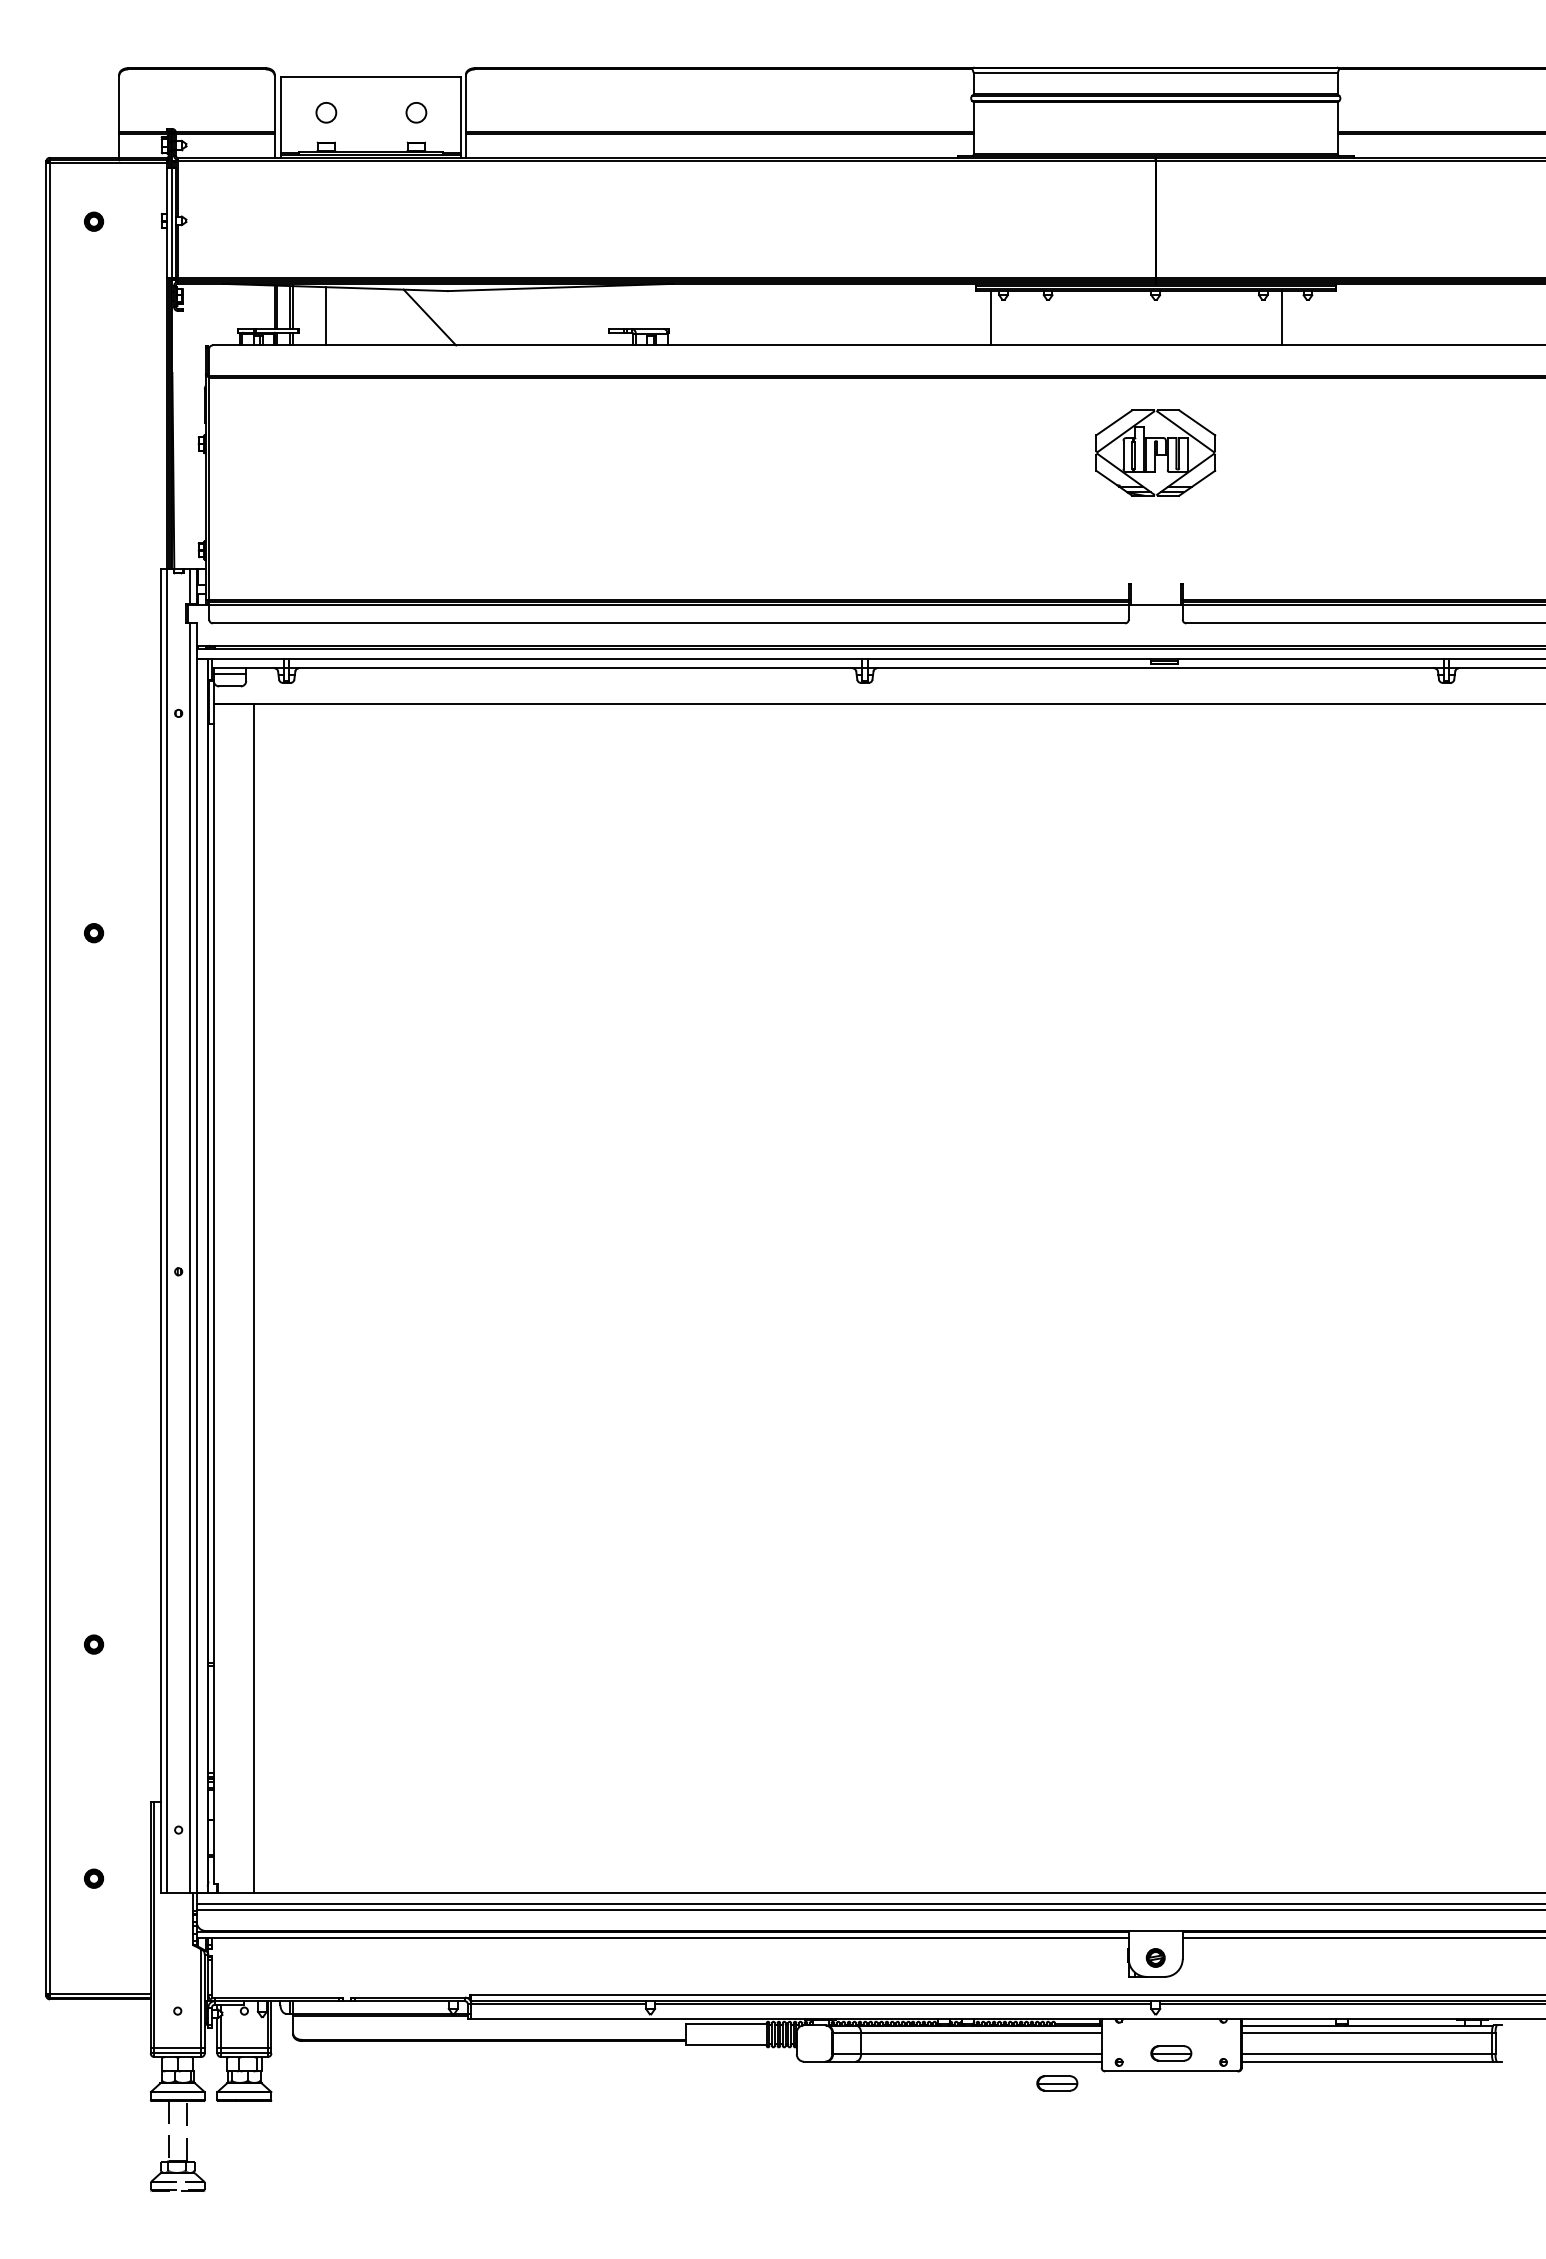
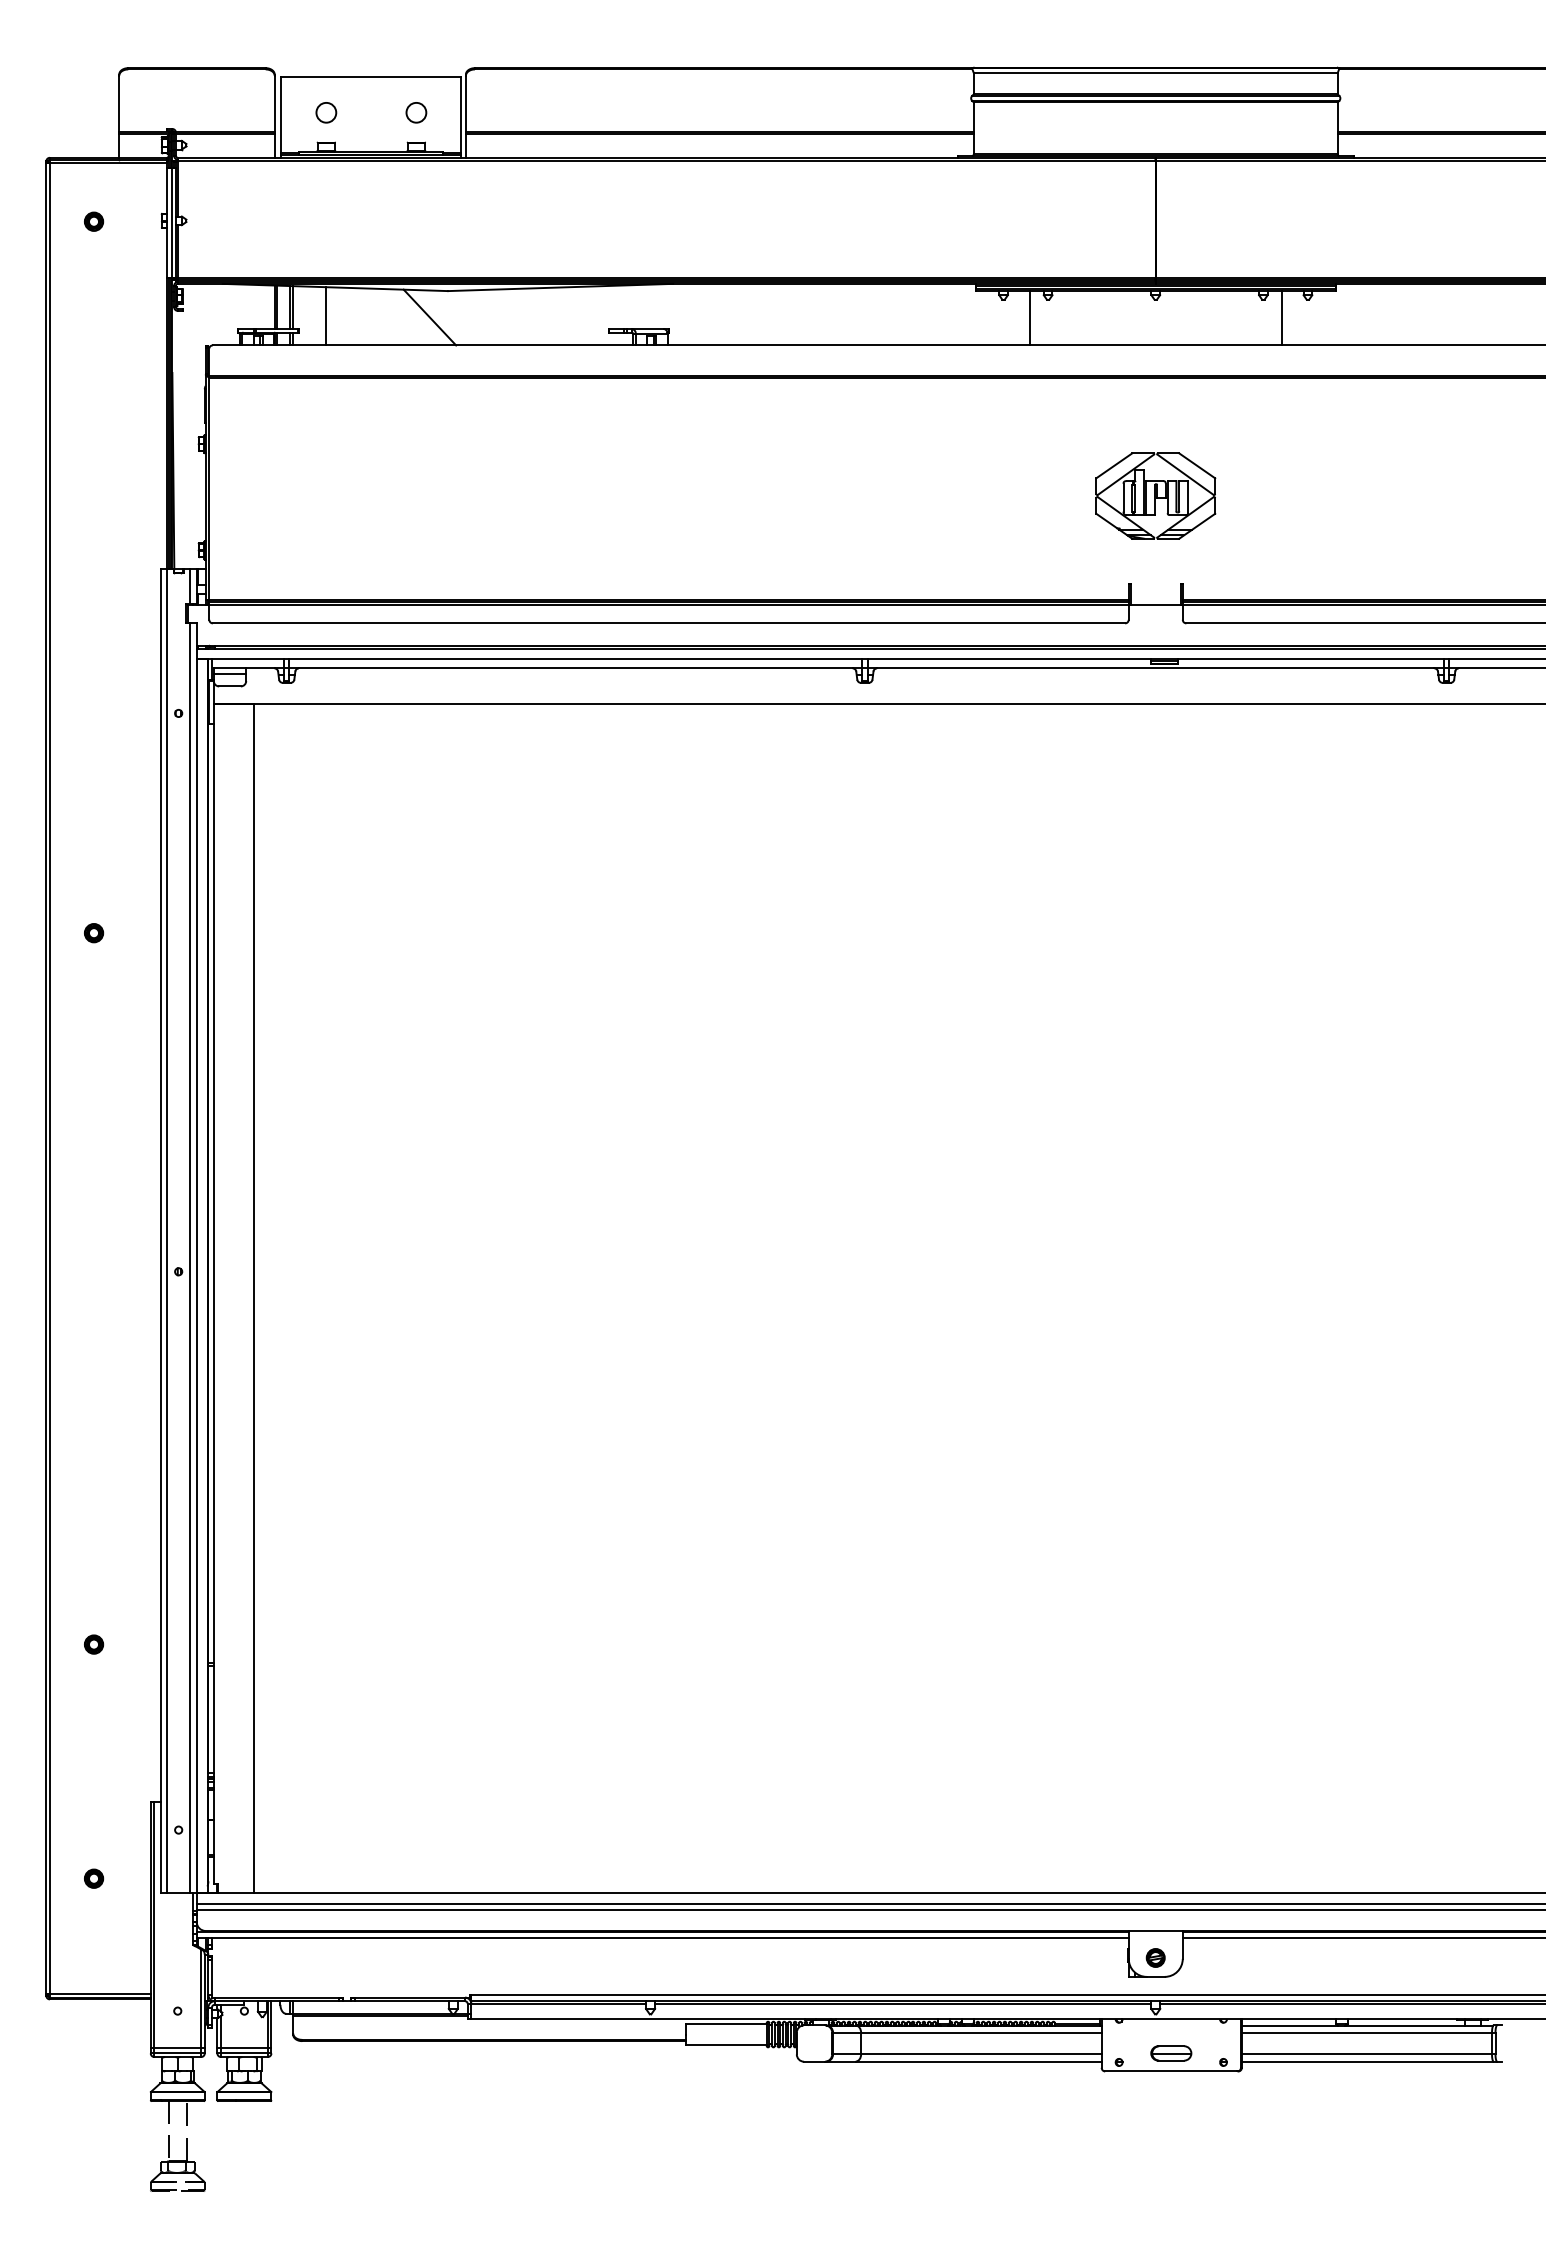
line position: (990, 318) -> (1029, 318) (1029, 318)
part position: (1155, 452) -> (1155, 495) (1155, 495)
part: present -> none (1057, 2083)
